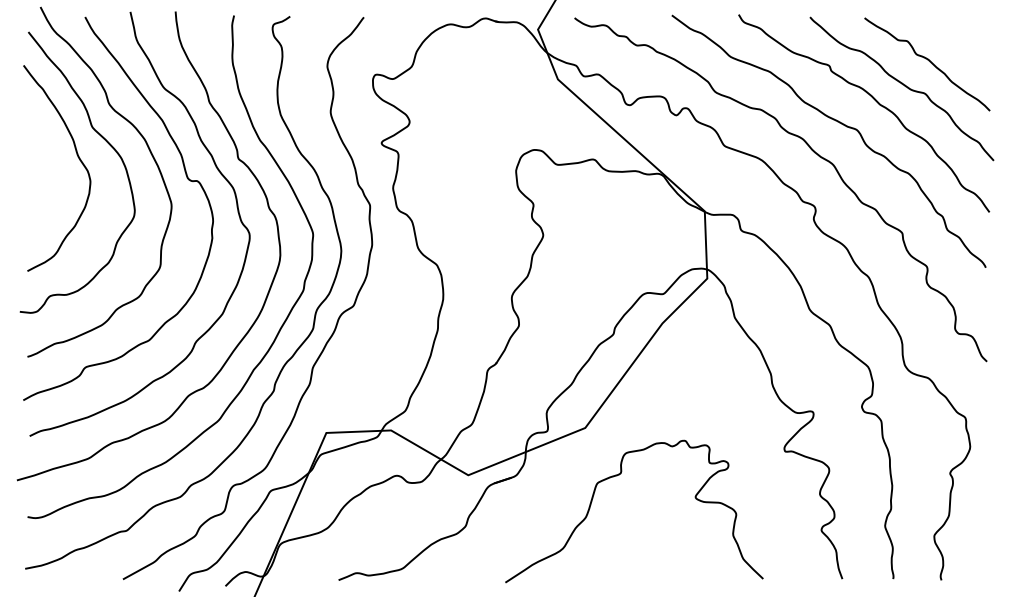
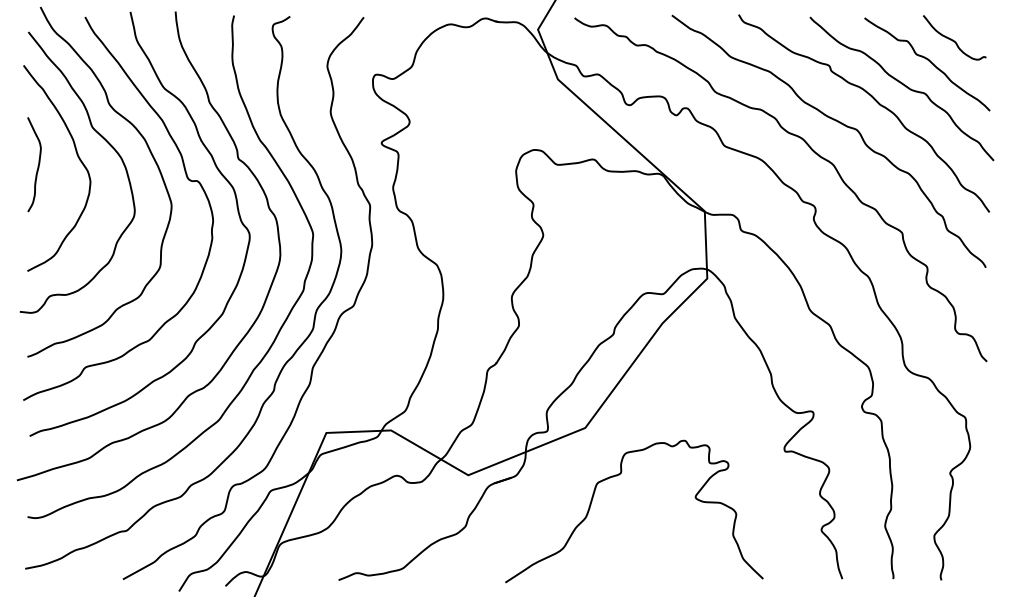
curve: none -> present (953, 39)
curve: none -> present (37, 165)
